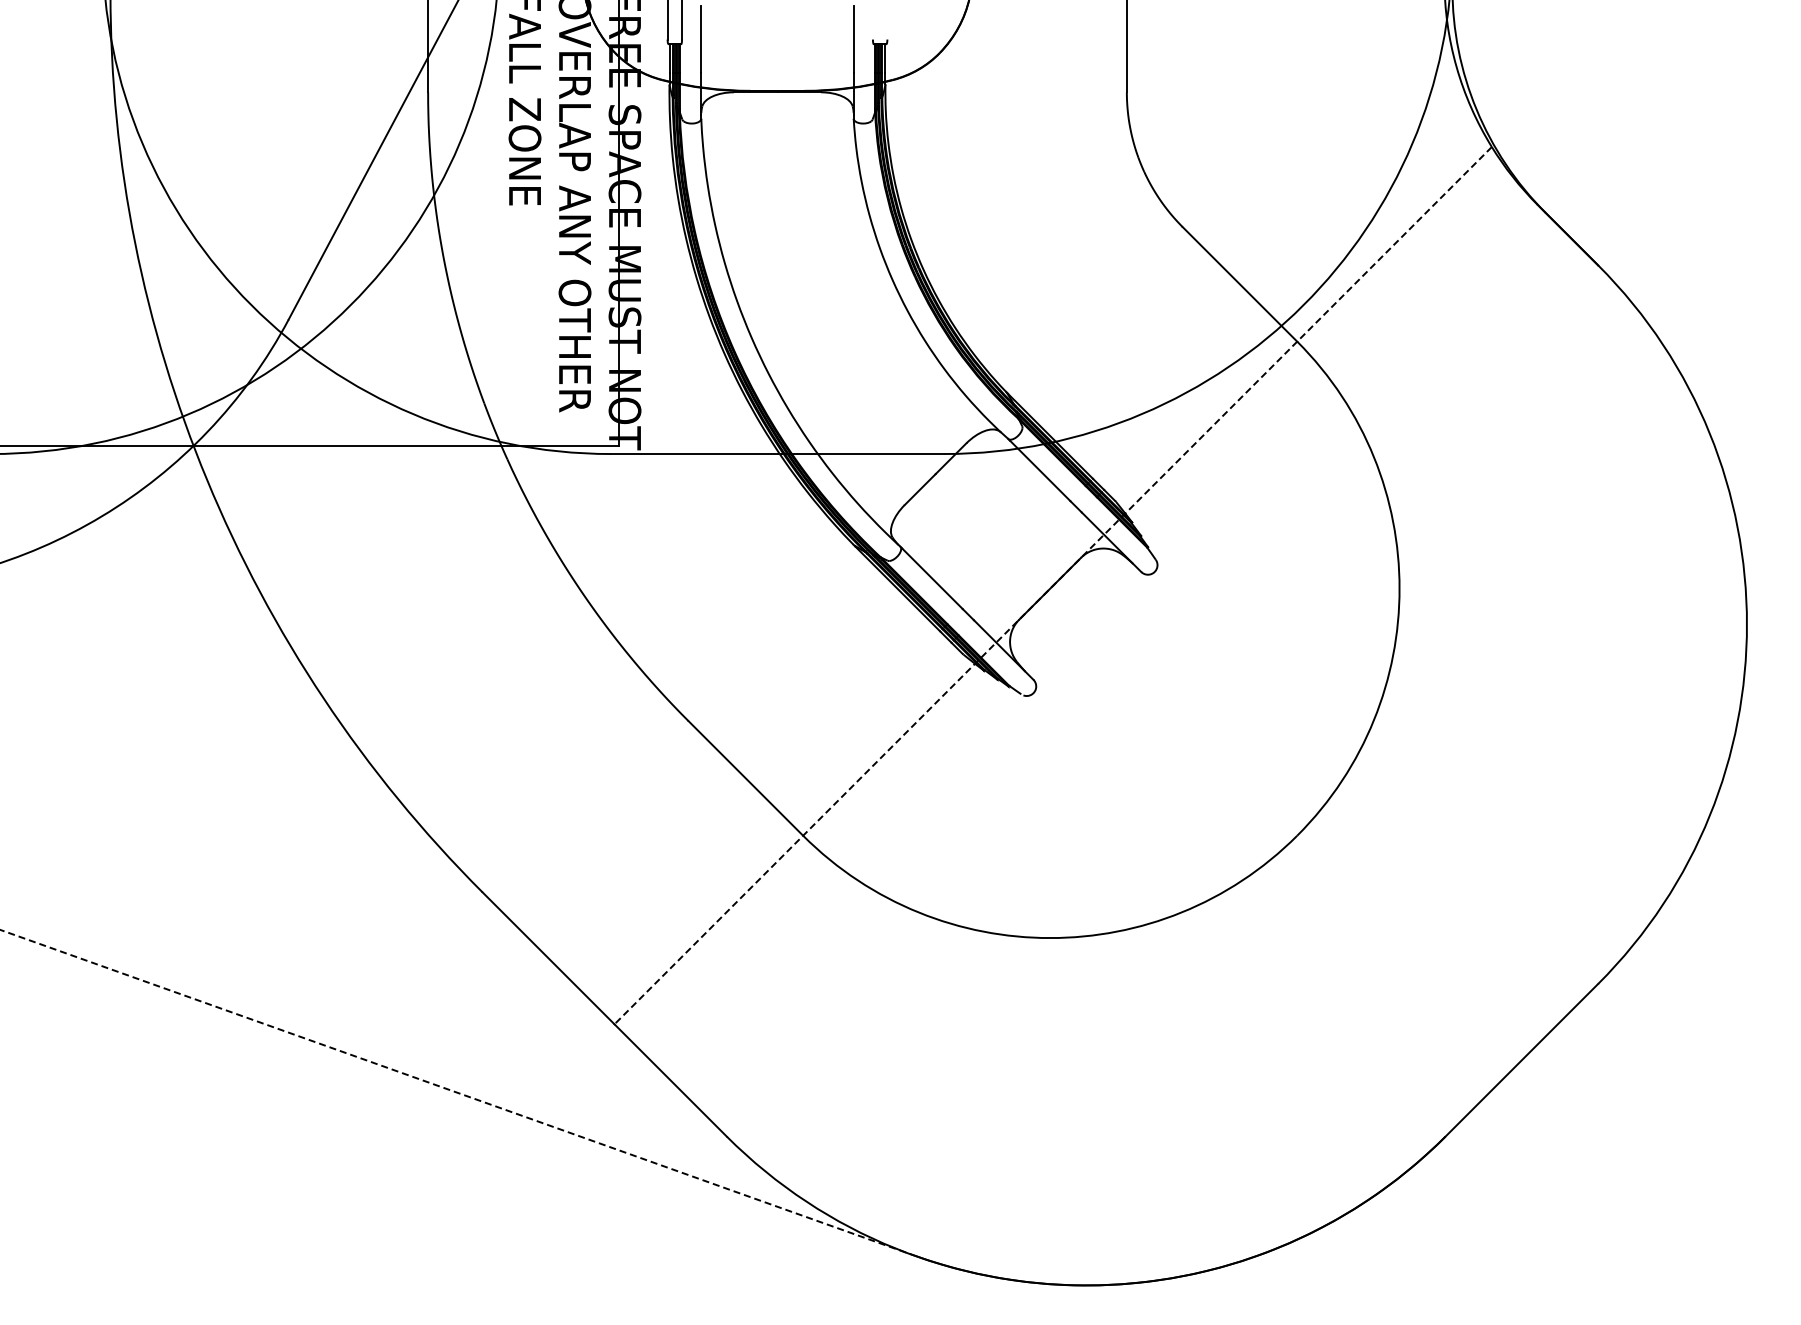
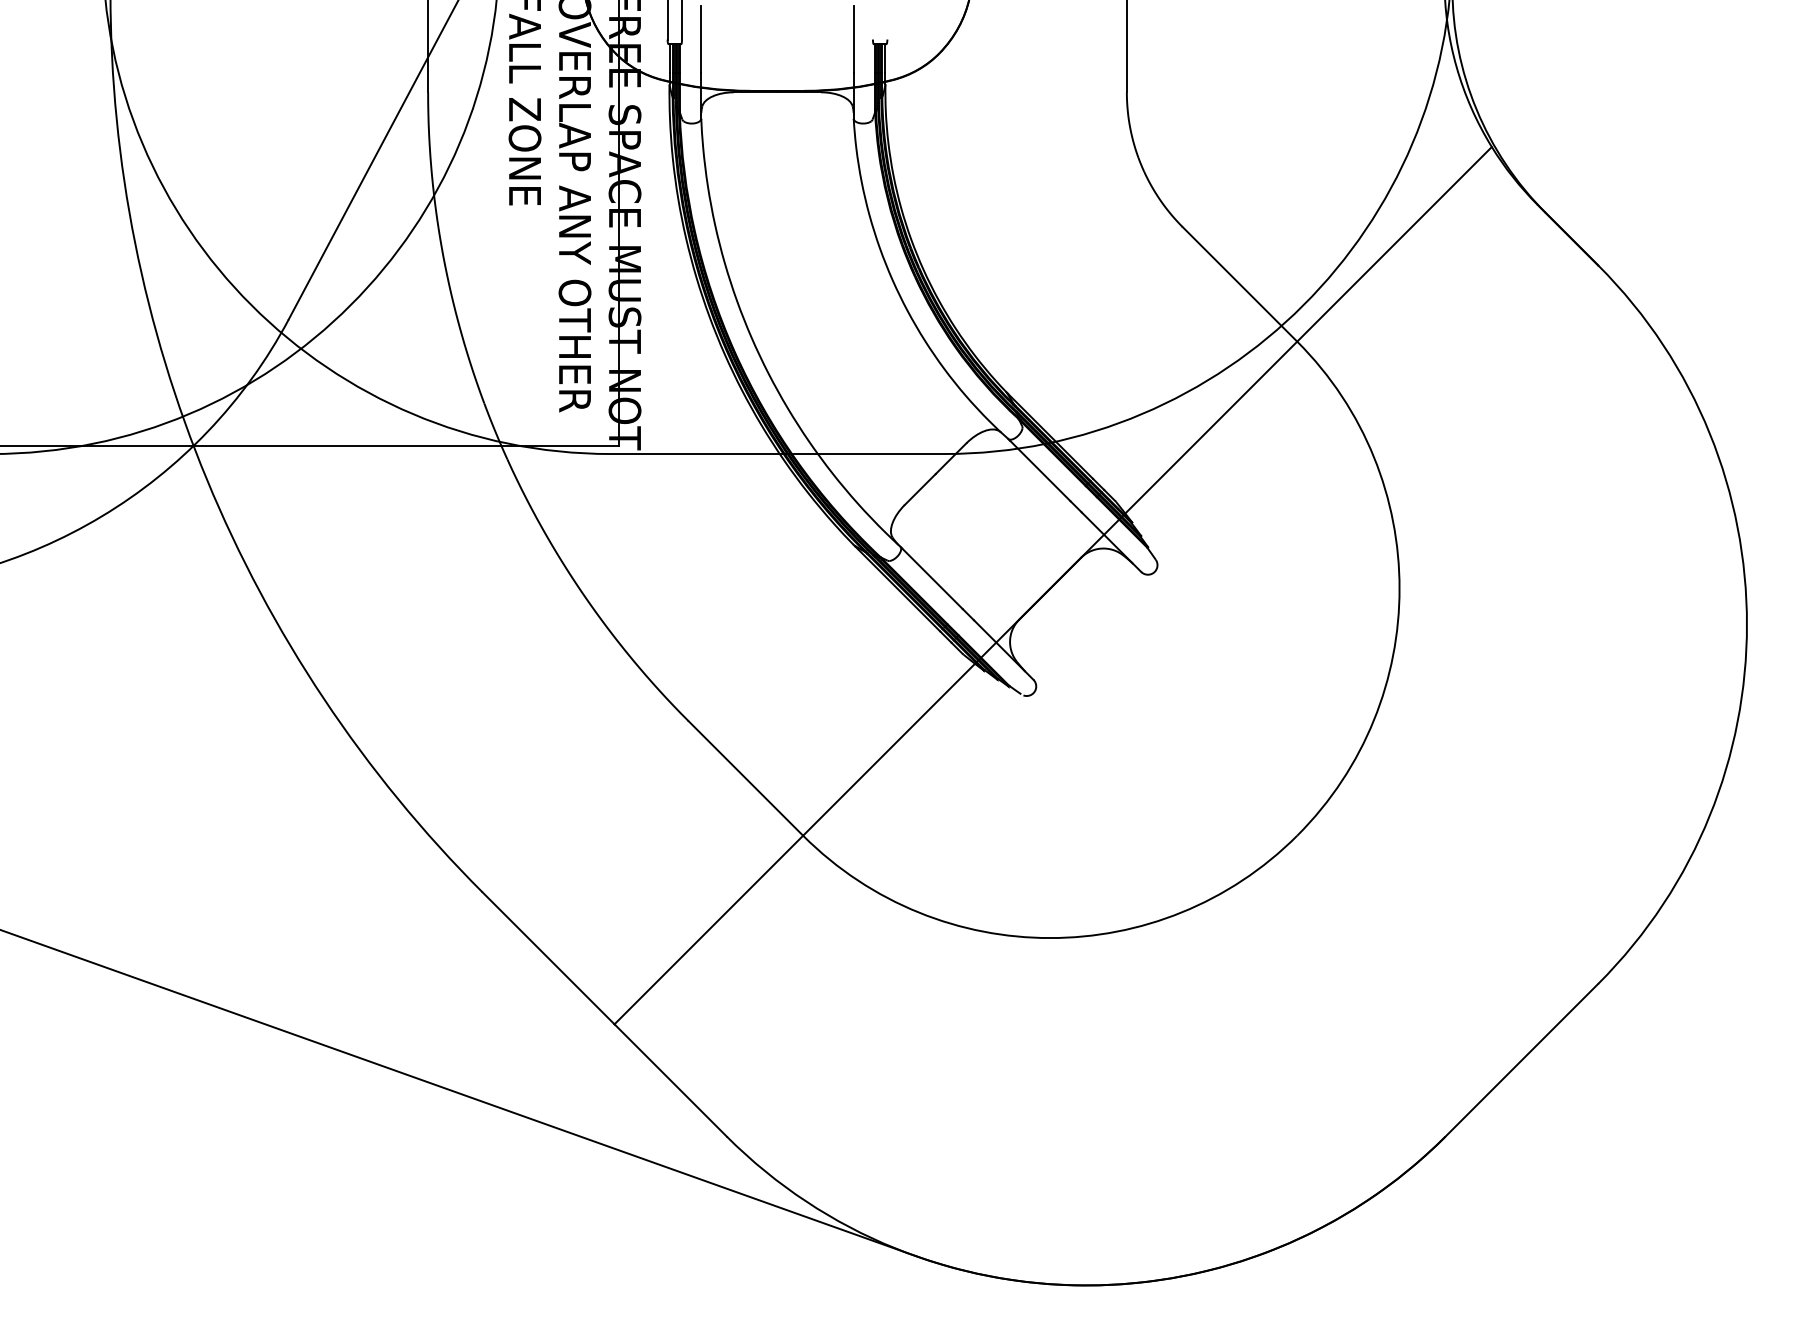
line: dashed -> solid (1052, 586)
line: dashed -> solid (457, 1092)
